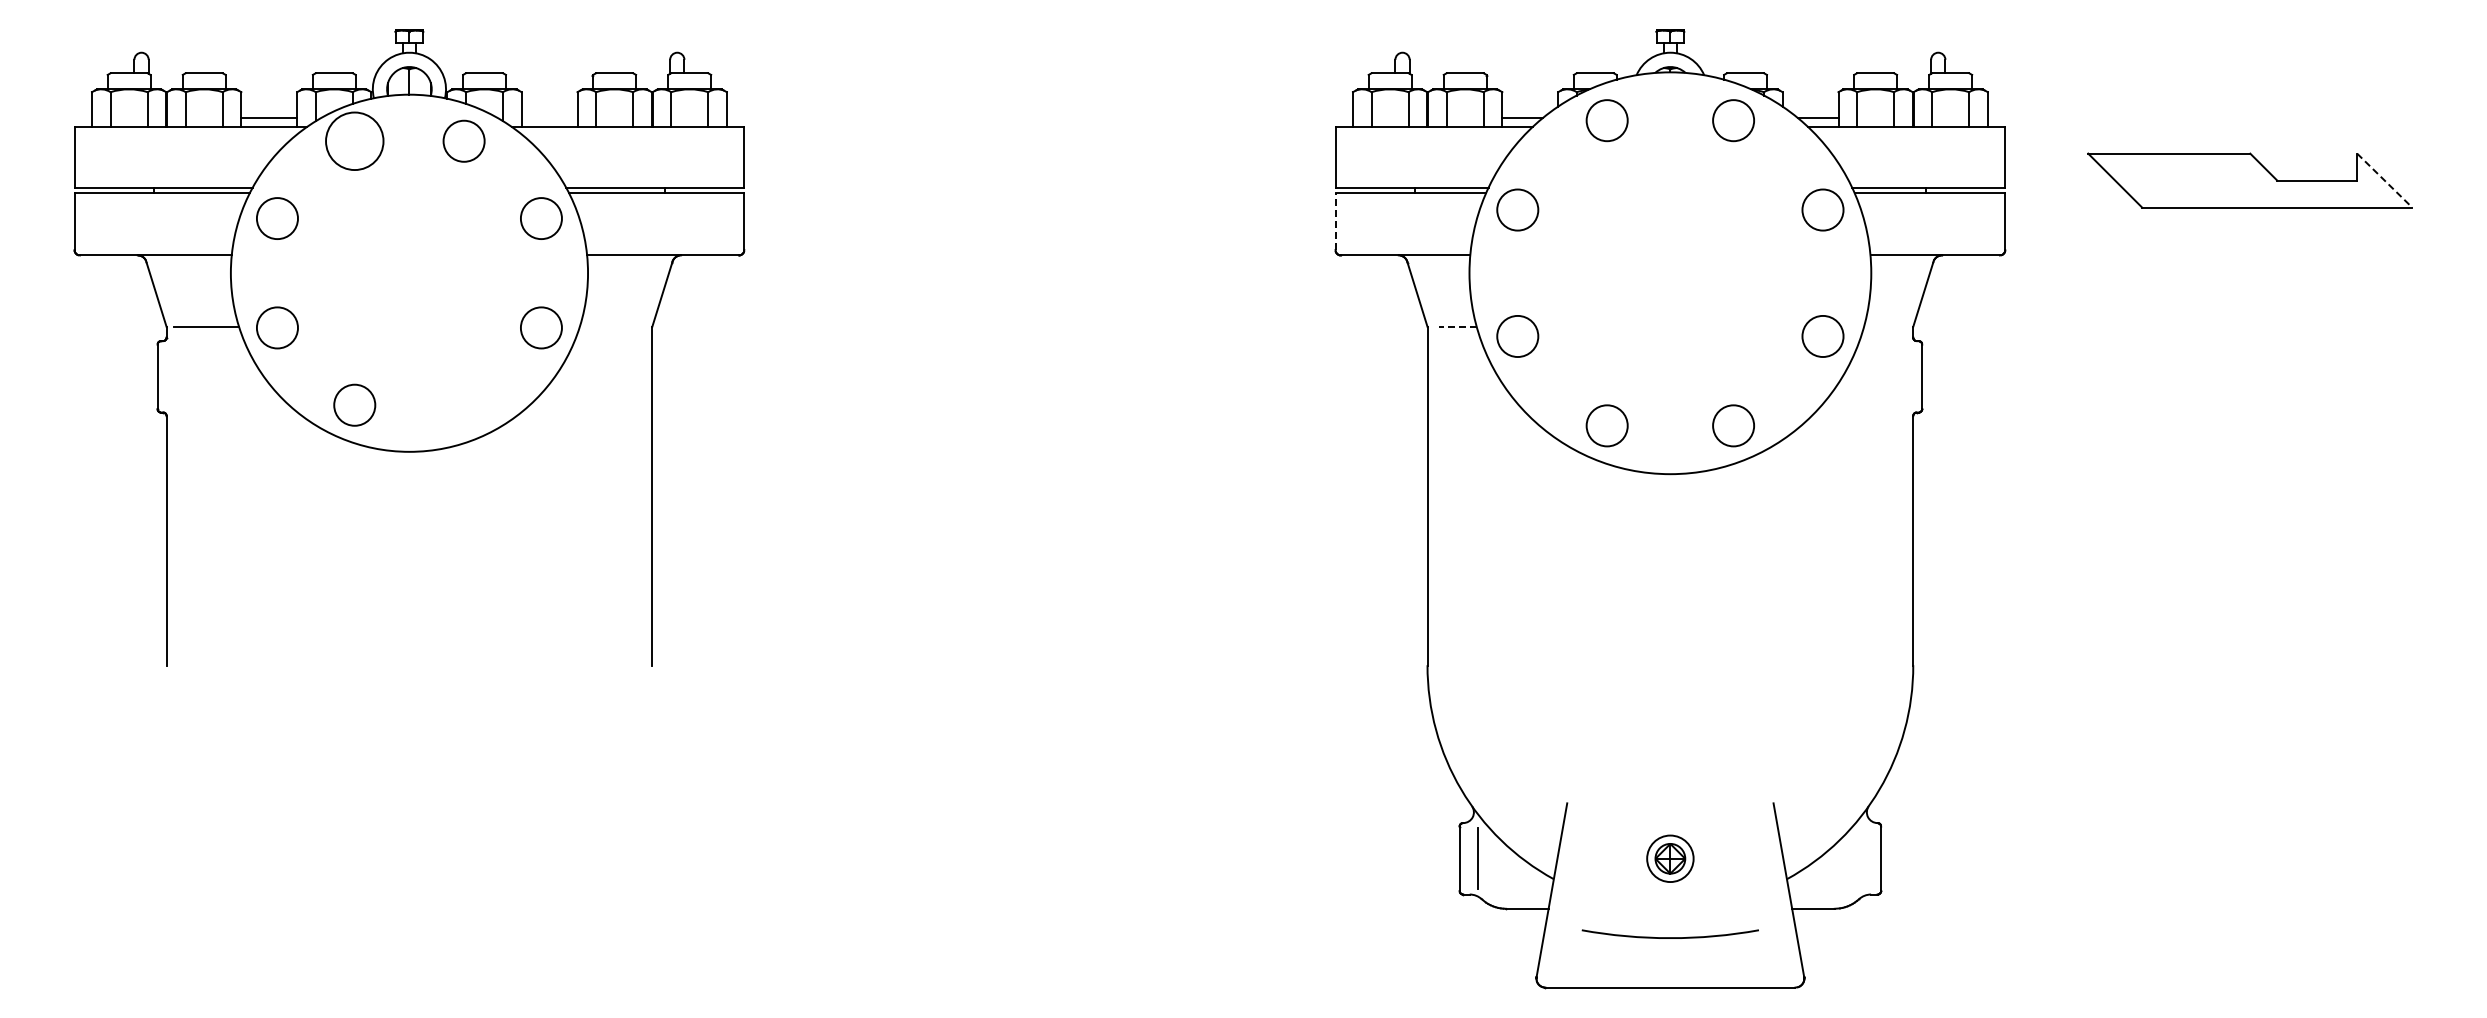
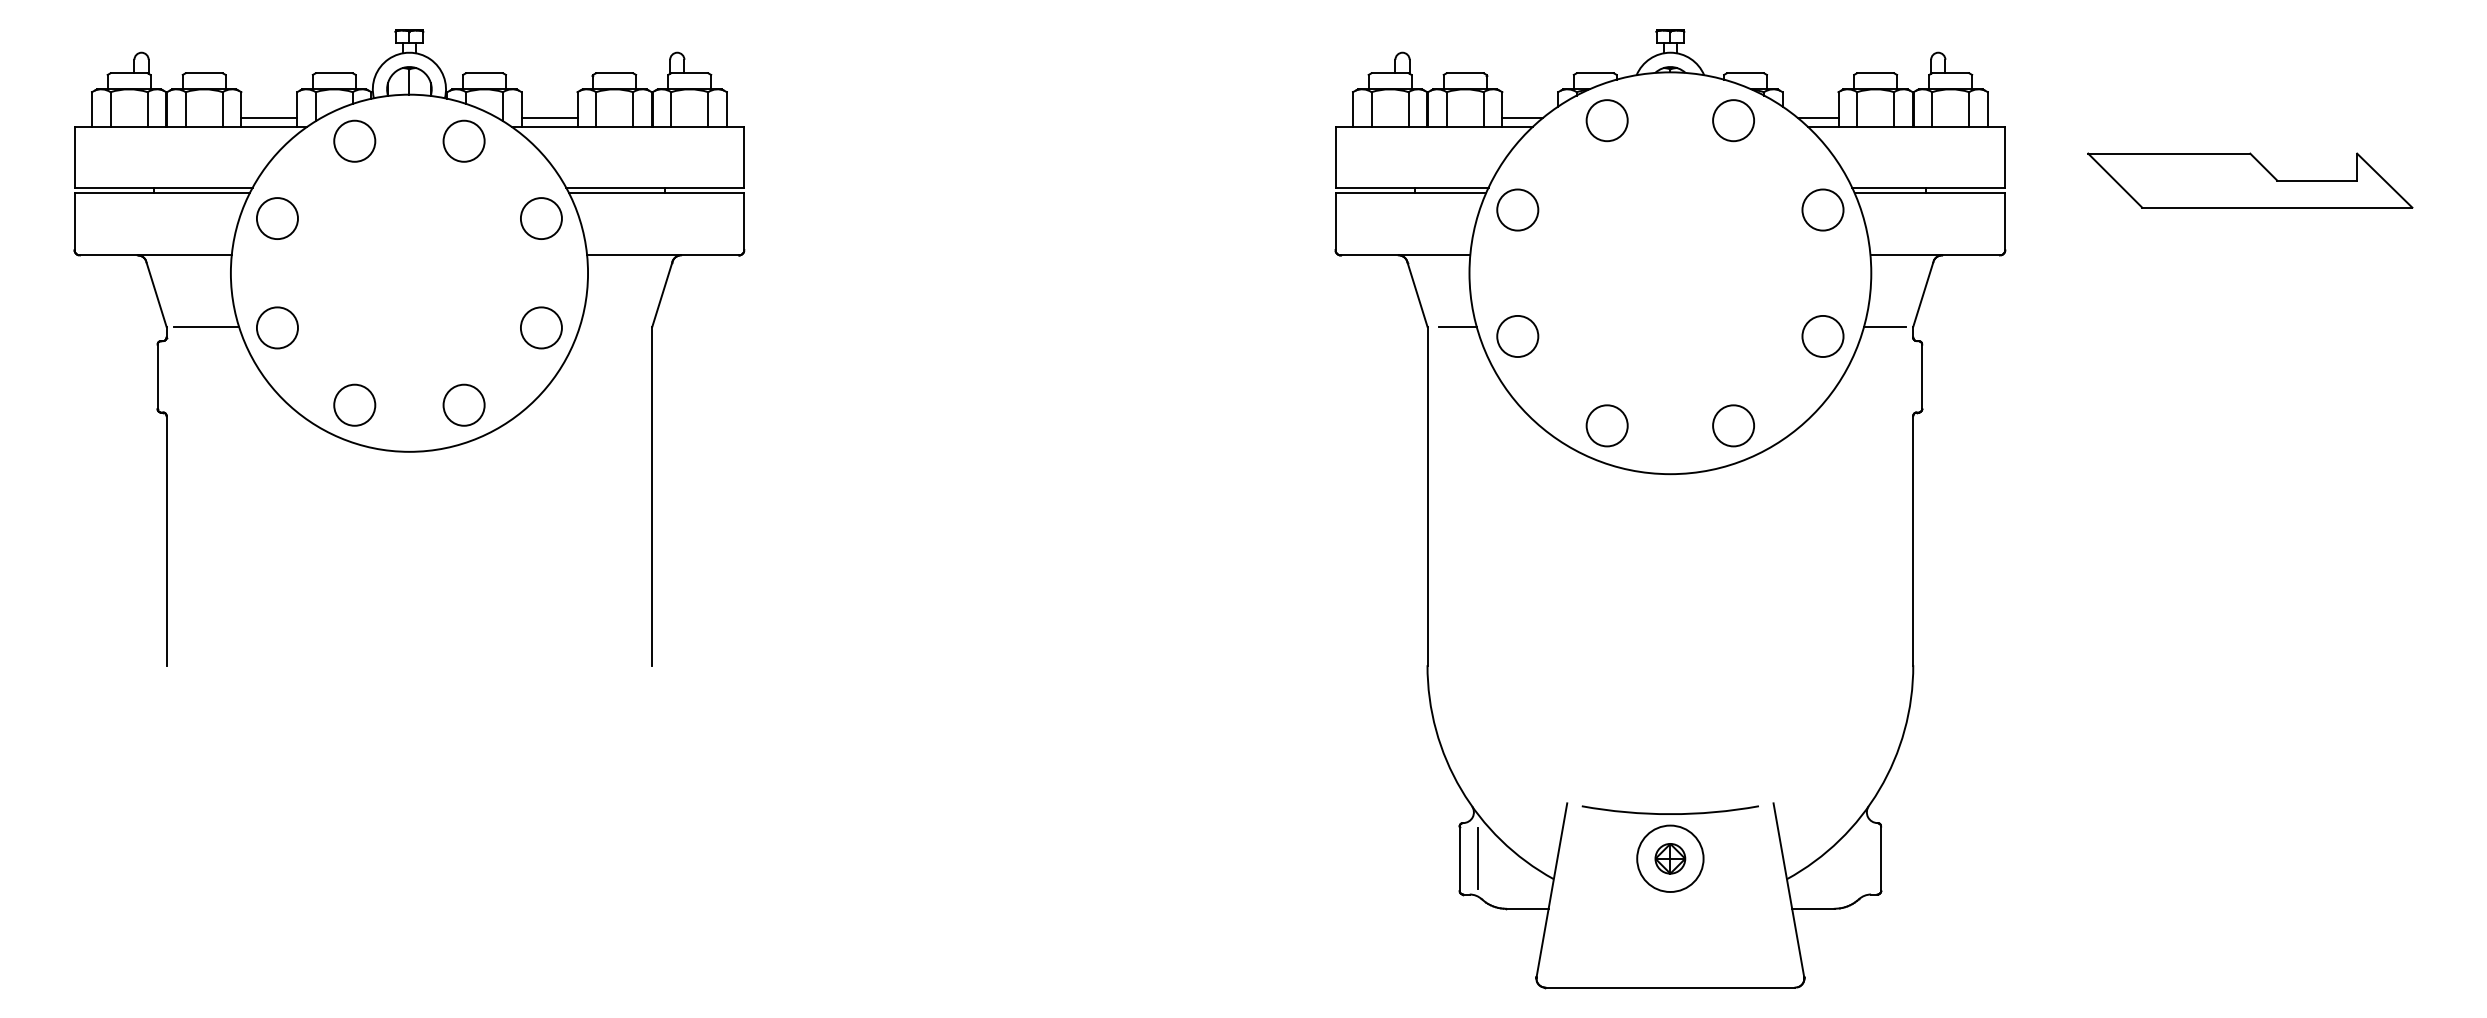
line: none -> present (549, 117)
circle diameter: 58 px -> 41 px (354, 140)
line: dashed -> solid (2384, 180)
line: dashed -> solid (1335, 221)
line: dashed -> solid (1457, 326)
line: none -> present (1884, 326)
circle: none -> present (463, 404)
circle diameter: 46 px -> 66 px (1670, 858)
arc position: (1669, 937) -> (1669, 813) (1669, 813)
